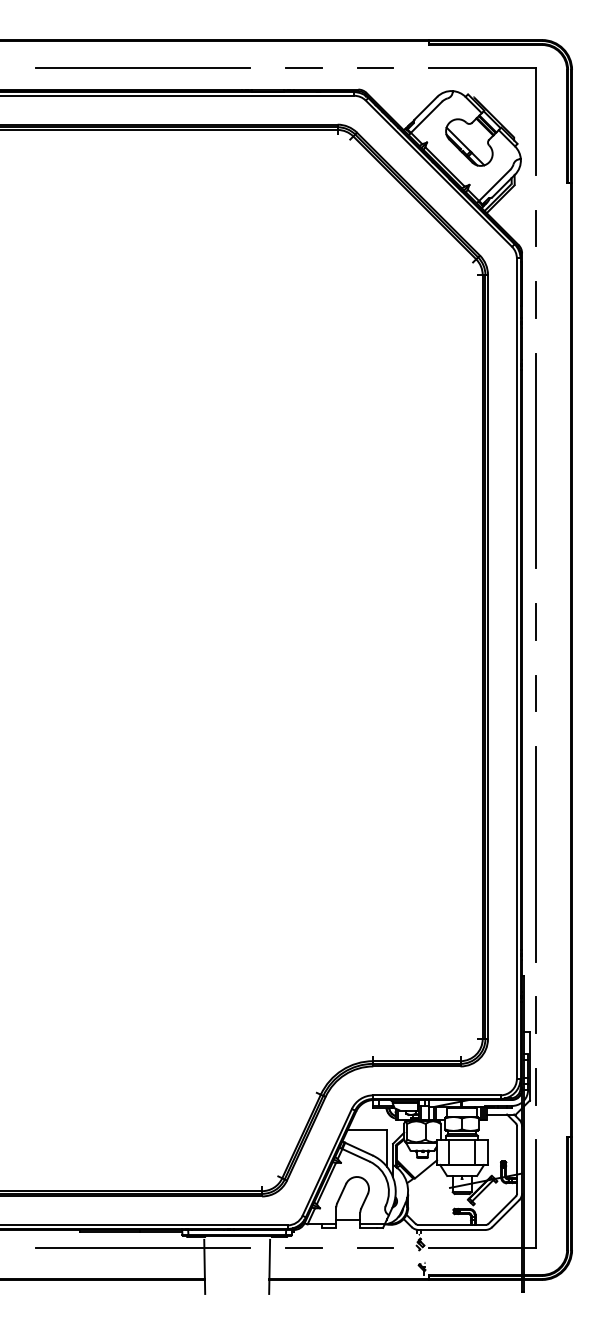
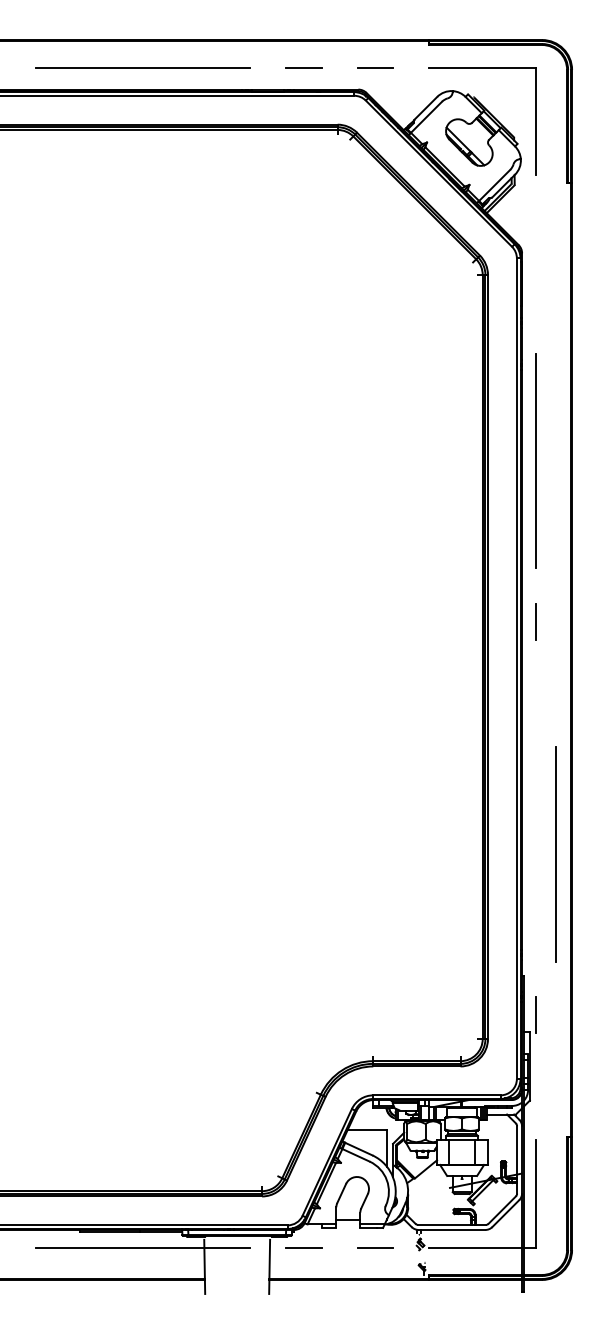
line: present -> none (536, 228)
line: present -> none (536, 299)
line: present -> none (535, 693)
line position: (535, 854) -> (555, 854) (555, 854)
line: present -> none (536, 1086)
